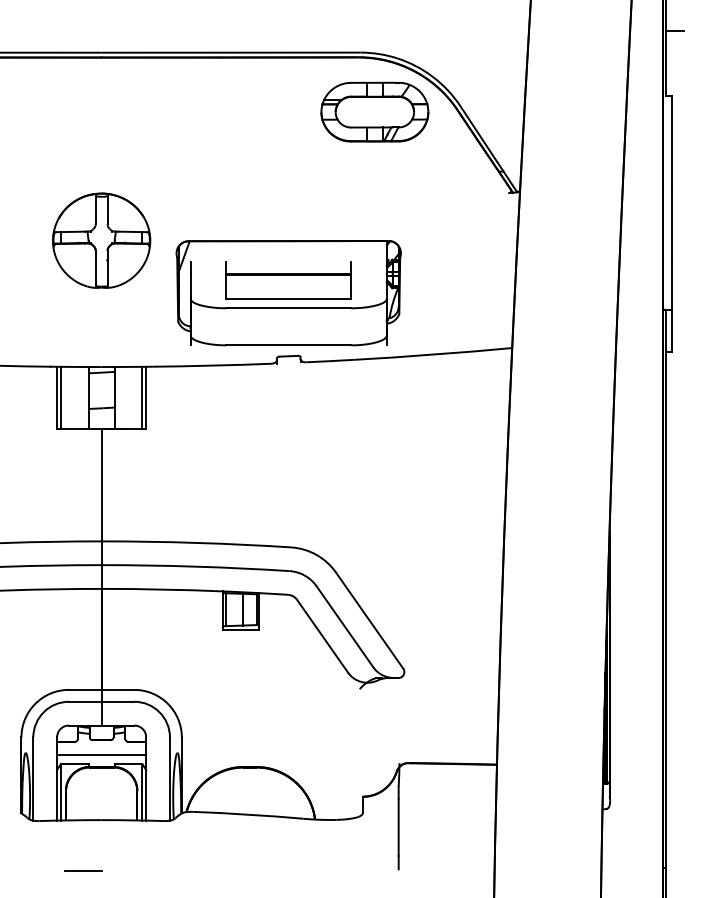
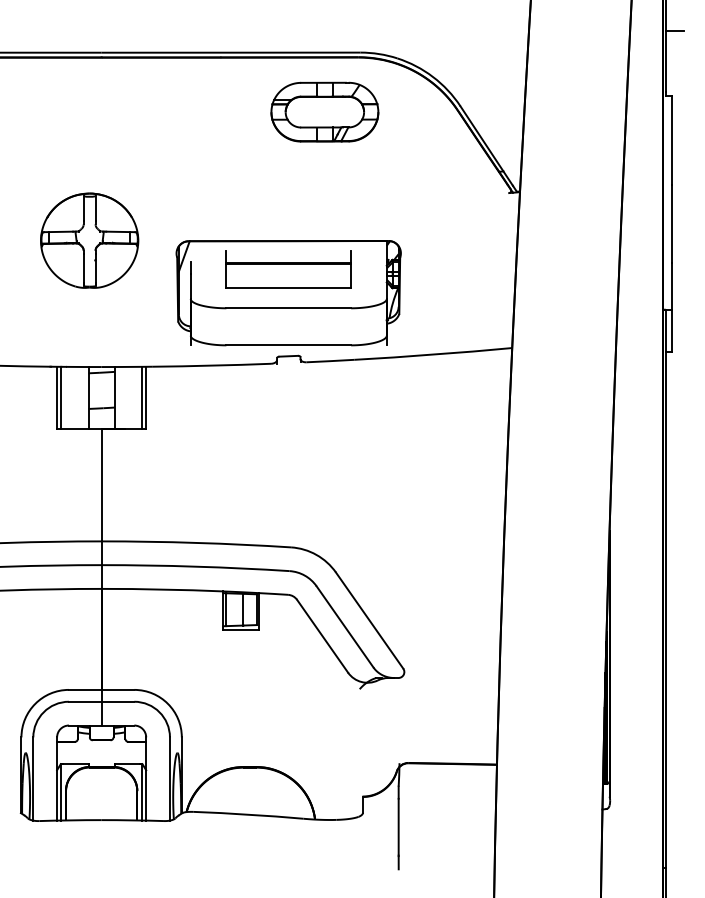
part position: (374, 111) -> (324, 111) (324, 111)
part position: (101, 240) -> (89, 240) (89, 240)
part position: (288, 280) -> (288, 269) (288, 269)
line: present -> none (101, 755)
line: present -> none (83, 870)
